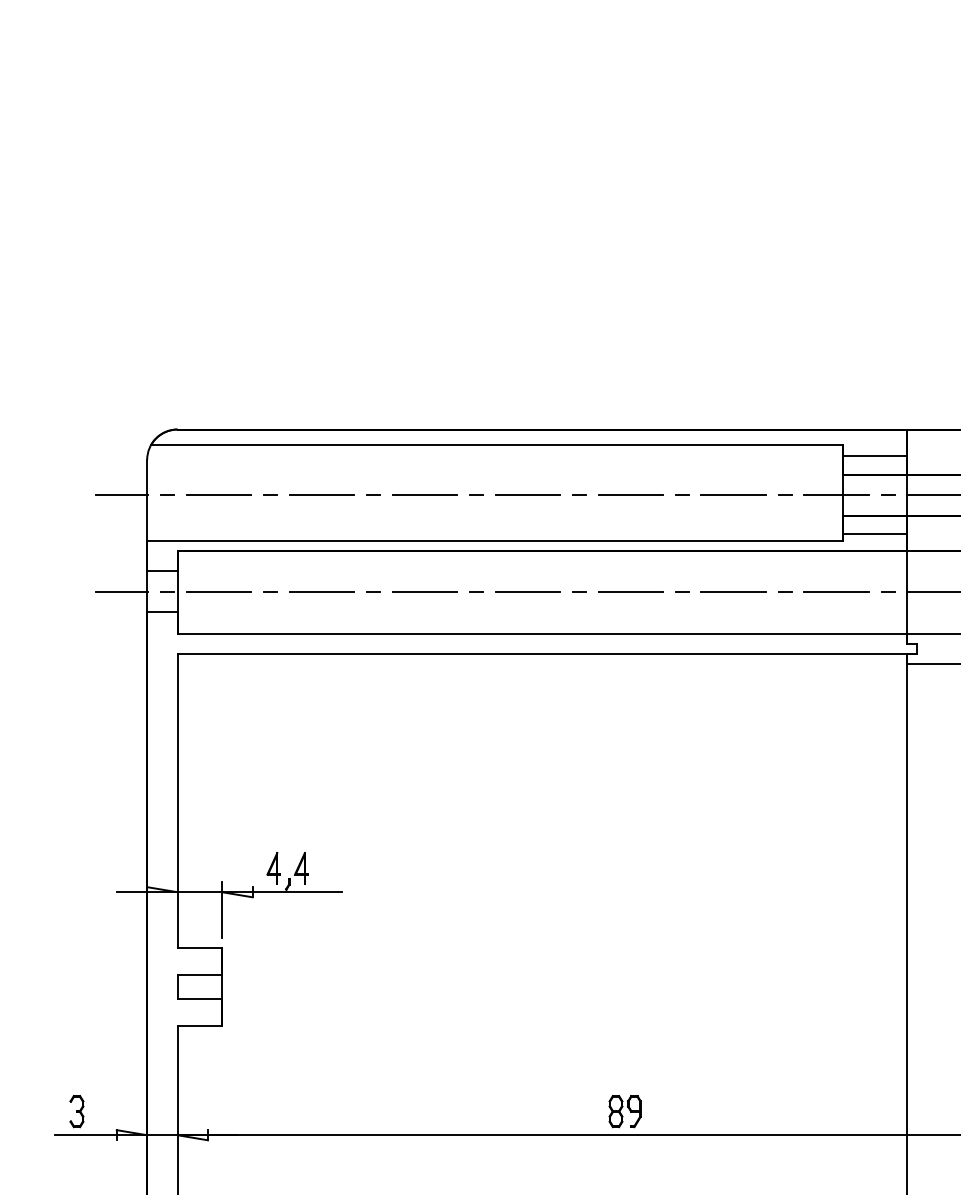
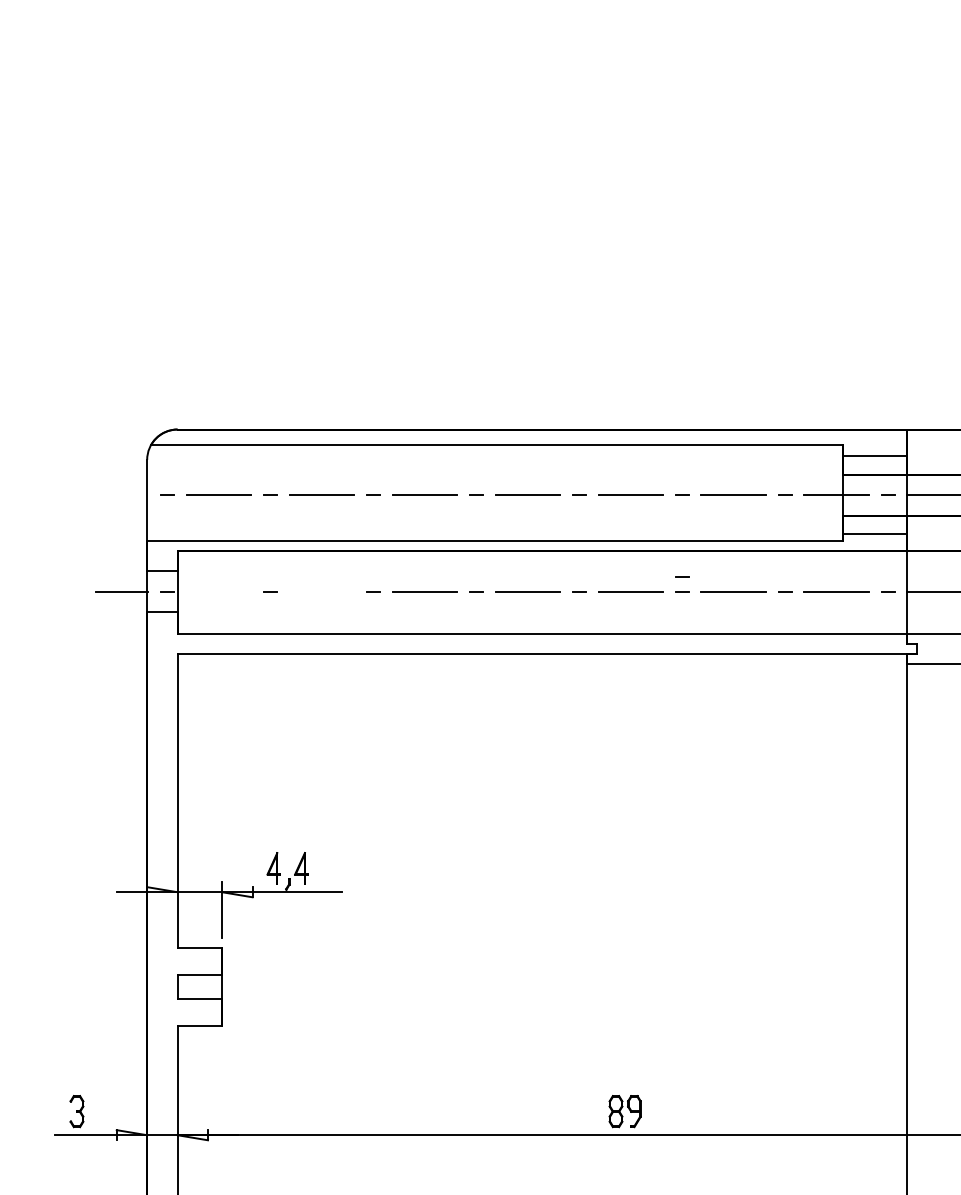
line: present -> none (122, 495)
line: none -> present (682, 576)
line: present -> none (218, 591)
line: present -> none (321, 591)
